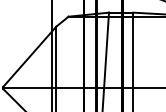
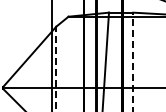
line: solid -> dashed (133, 62)
line: solid -> dashed (56, 68)
